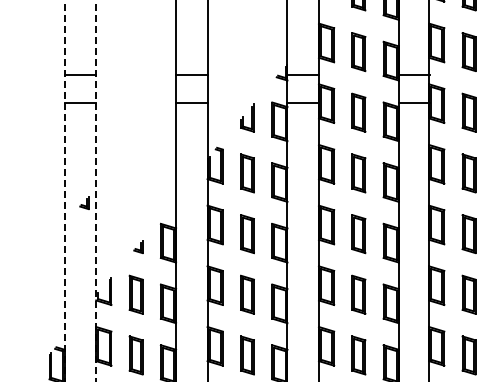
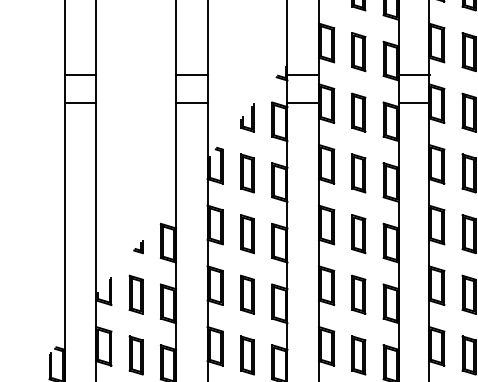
line: dashed -> solid (64, 190)
line: dashed -> solid (96, 190)
part: present -> none (84, 202)
